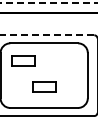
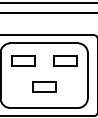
line: dashed -> solid (49, 3)
line: dashed -> solid (46, 35)
part: none -> present (65, 60)
